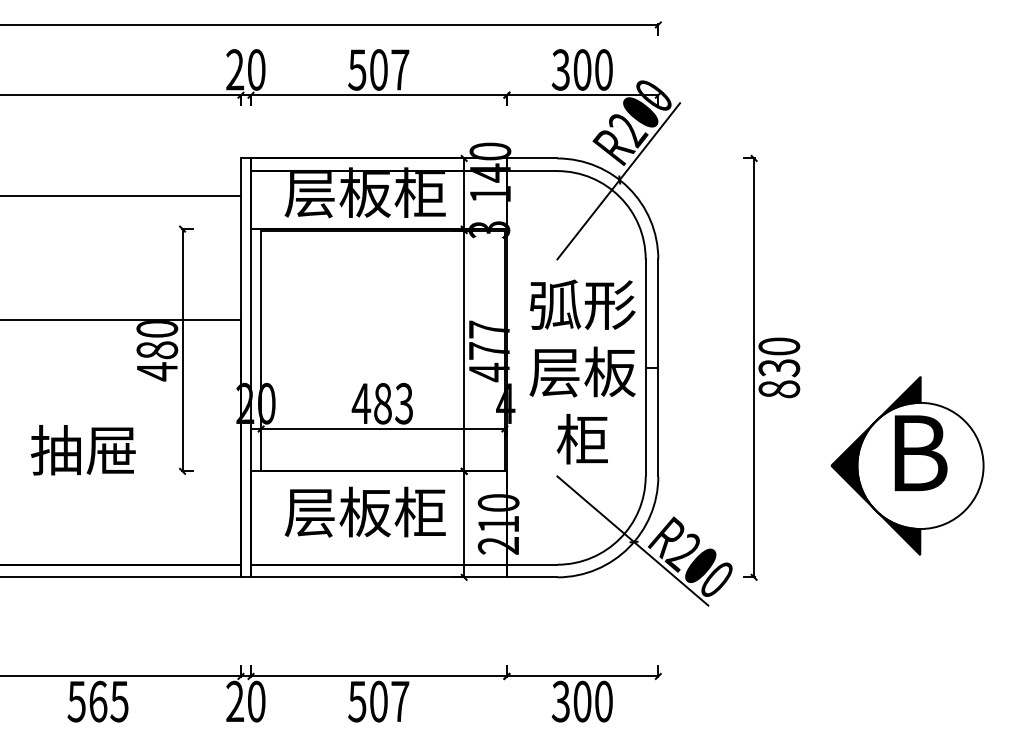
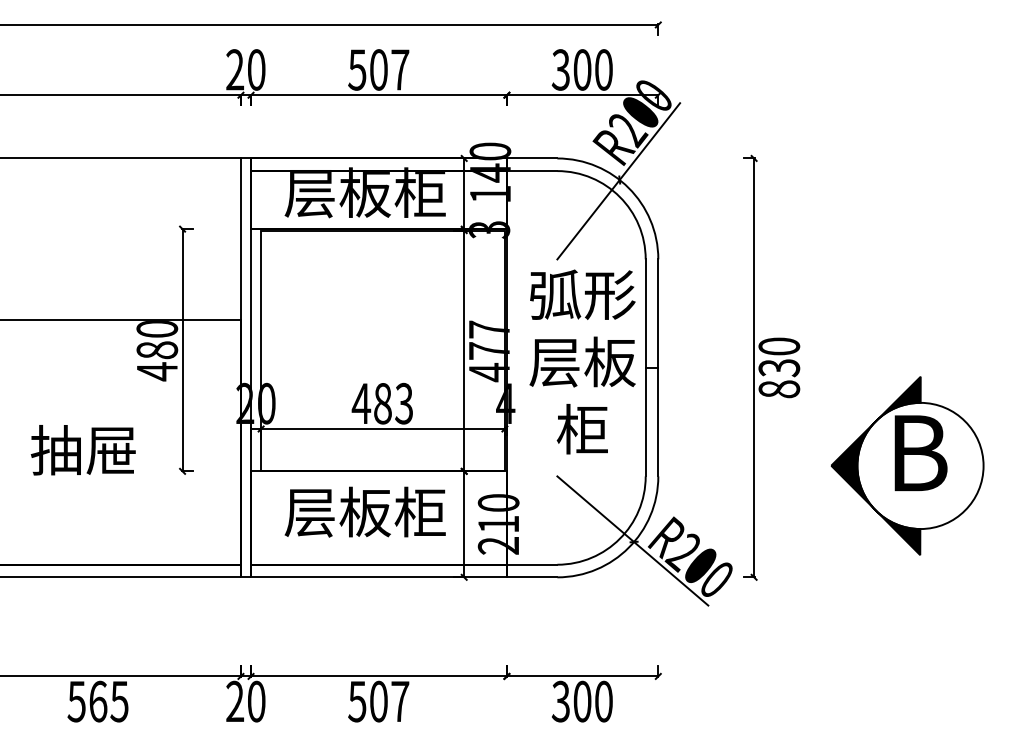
line position: (121, 196) -> (121, 158) (121, 158)
text position: (582, 371) -> (582, 361) (582, 361)
